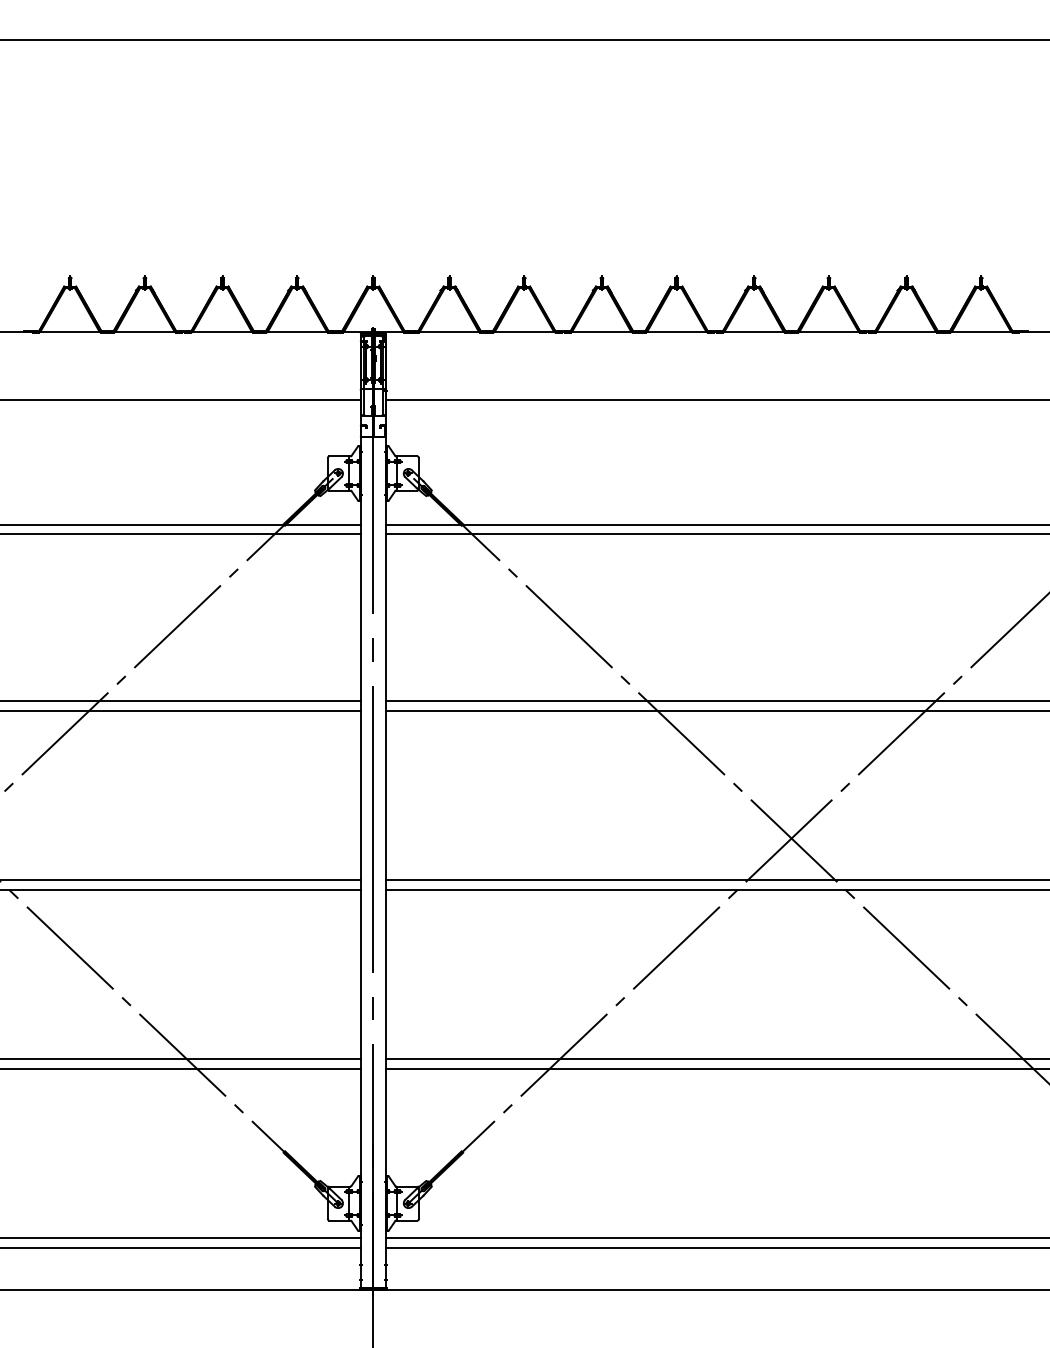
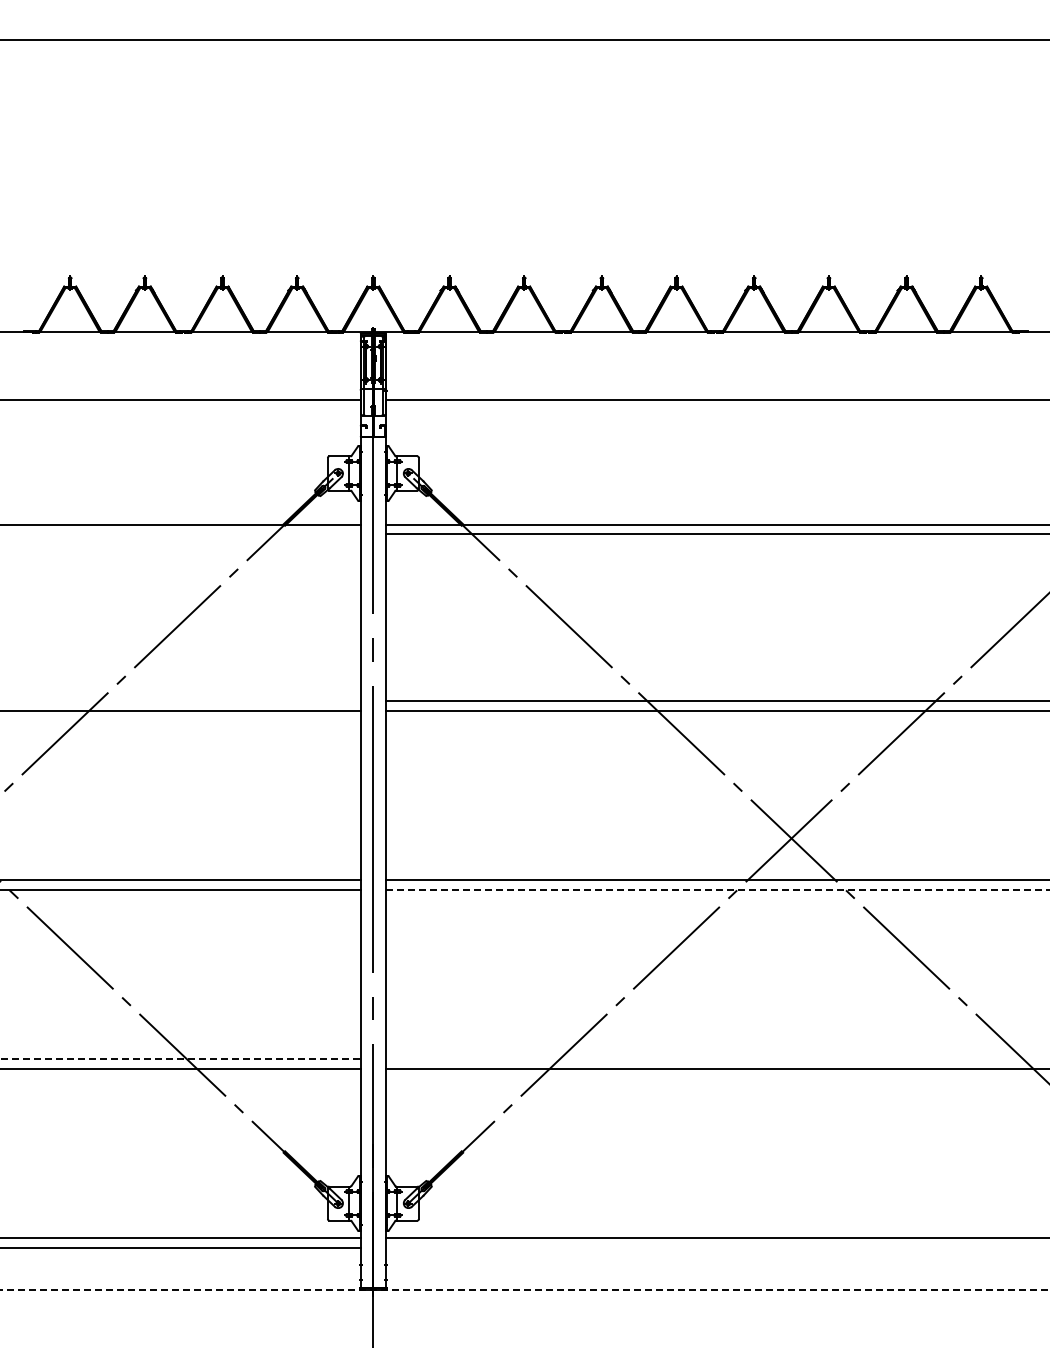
line: present -> none (181, 534)
line: present -> none (181, 700)
line: solid -> dashed (718, 889)
line: solid -> dashed (180, 1059)
line: present -> none (716, 1059)
line: present -> none (716, 1248)
line: solid -> dashed (525, 1289)
